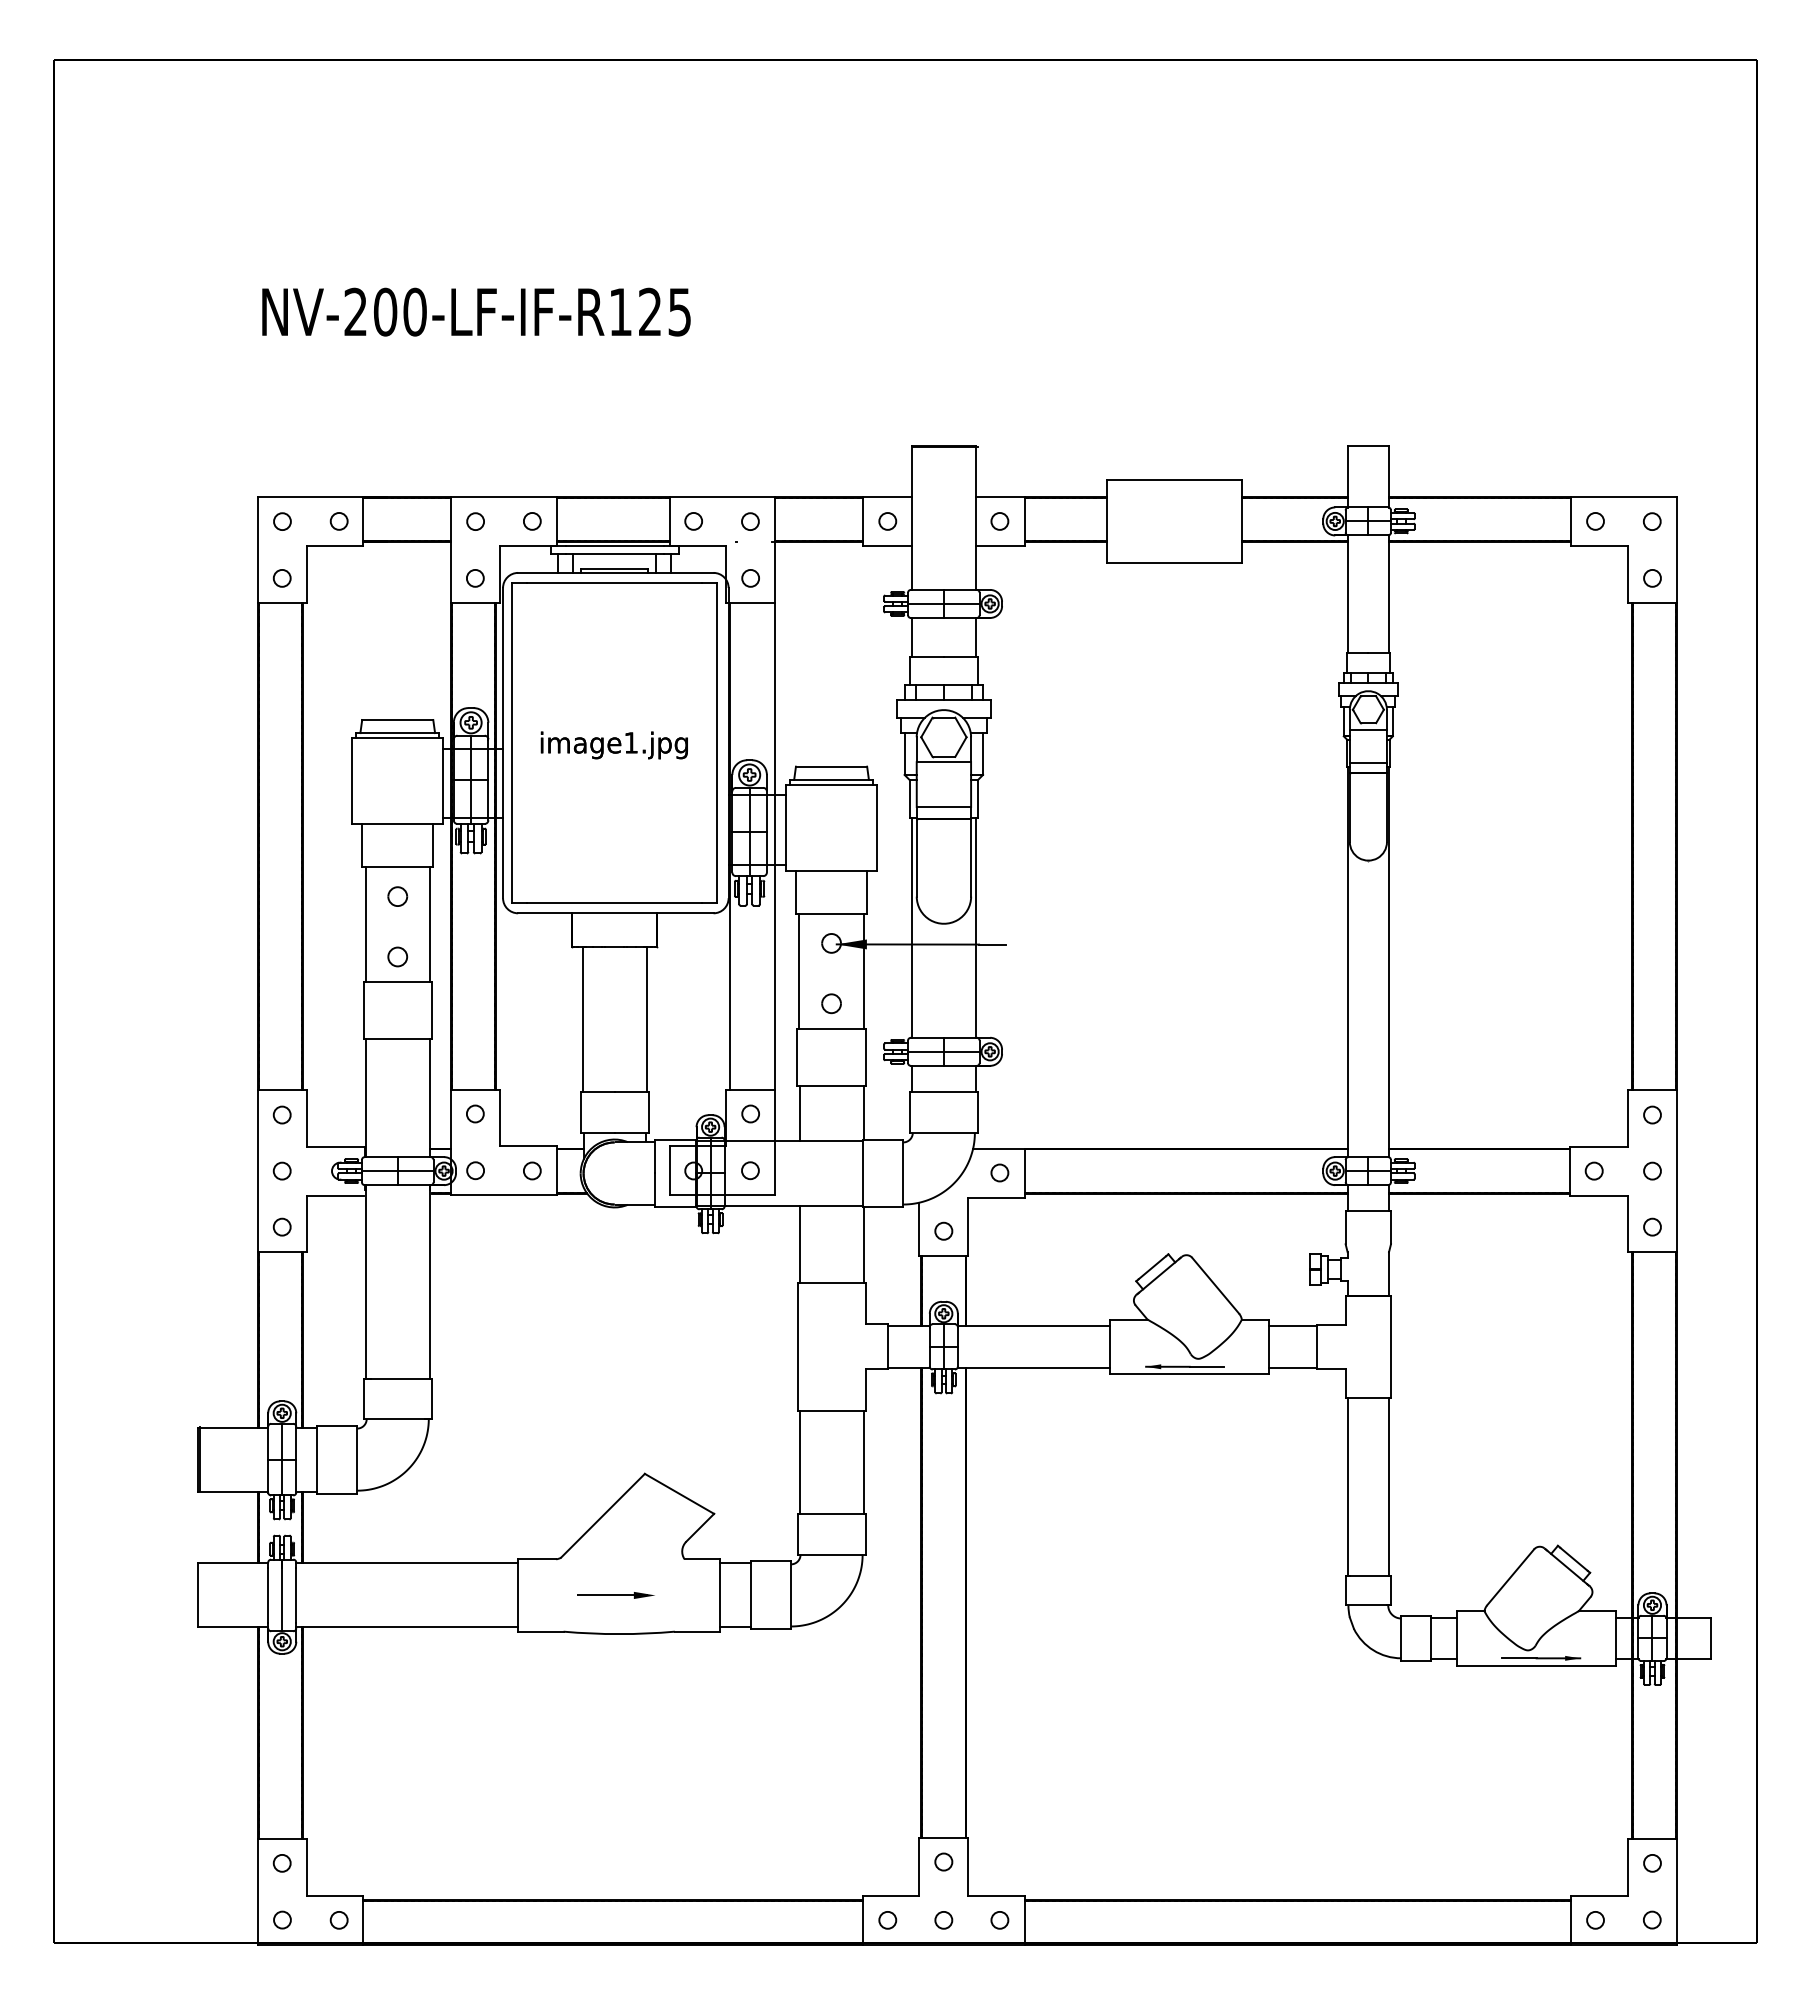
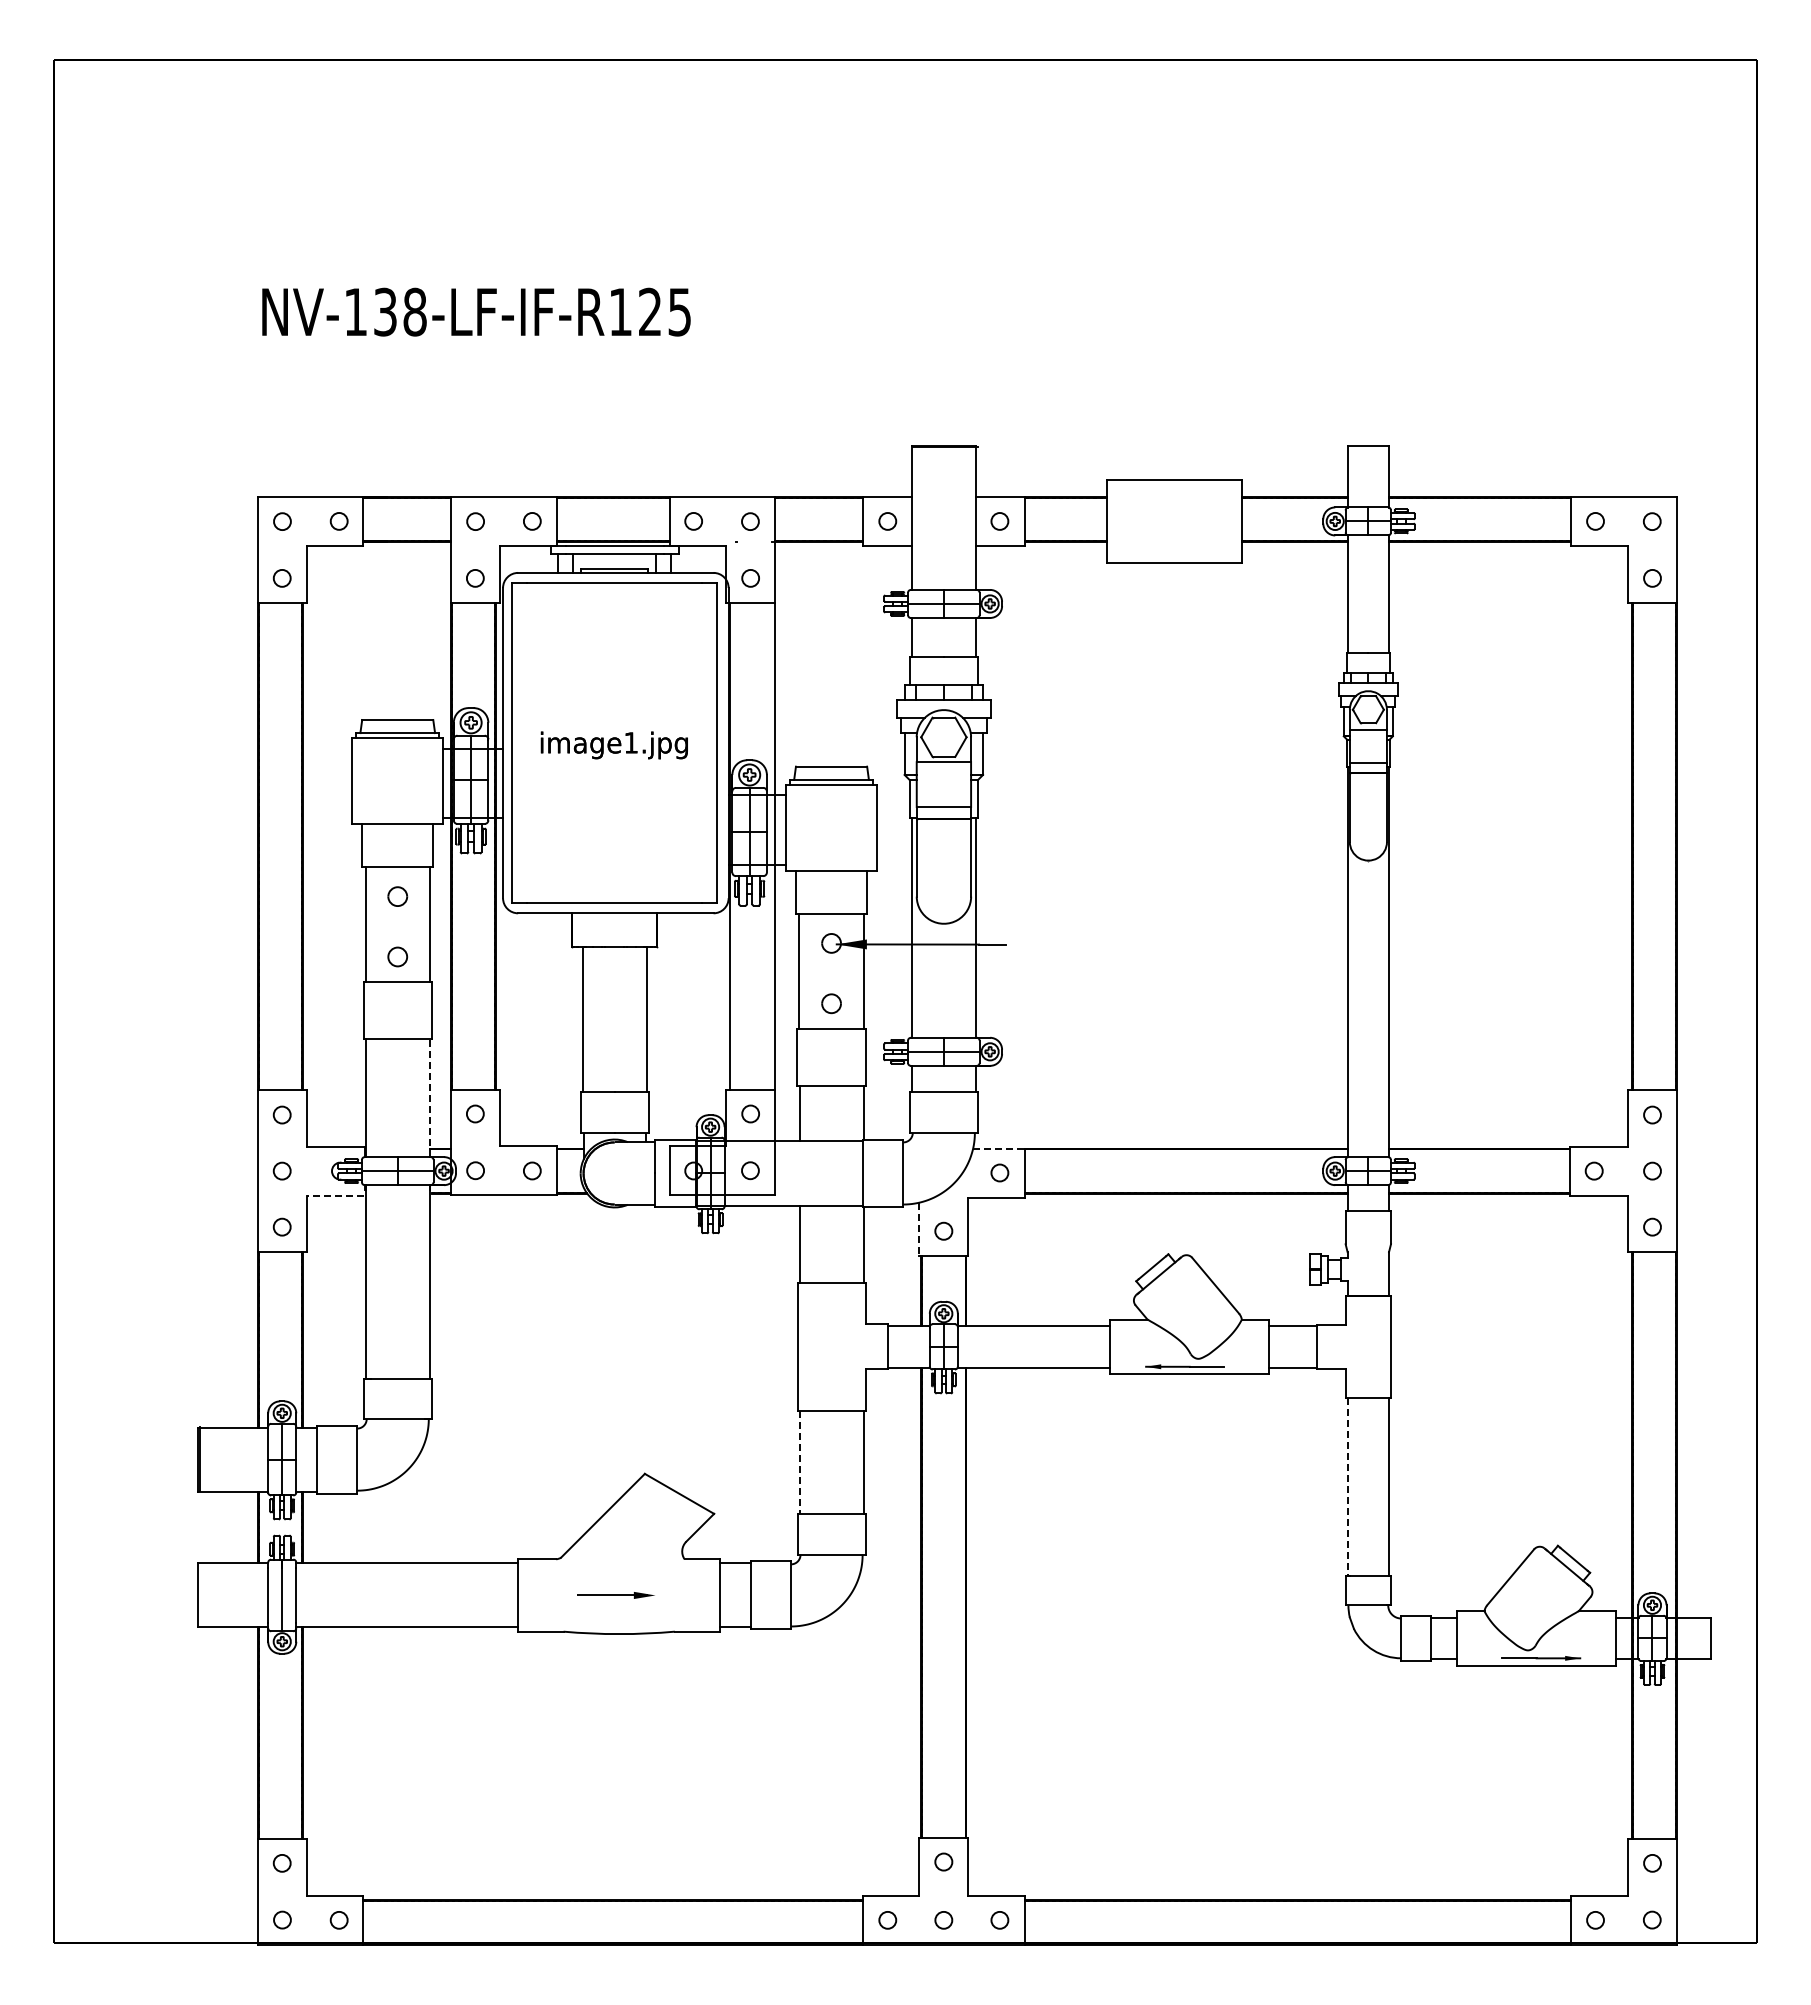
text: NV-200-LF-IF-R125 -> NV-138-LF-IF-R125 (385, 311)
line: solid -> dashed (429, 1097)
line: solid -> dashed (999, 1148)
line: solid -> dashed (335, 1195)
line: solid -> dashed (919, 1229)
line: solid -> dashed (799, 1462)
line: solid -> dashed (1347, 1487)
